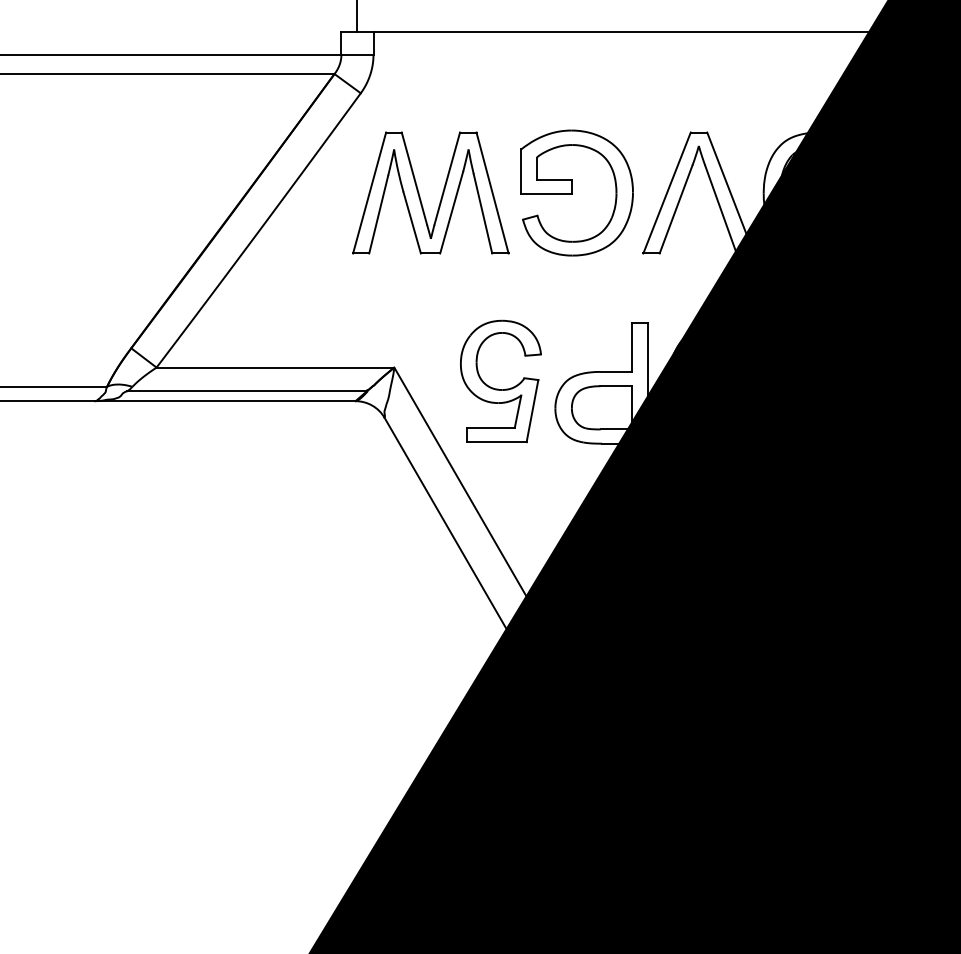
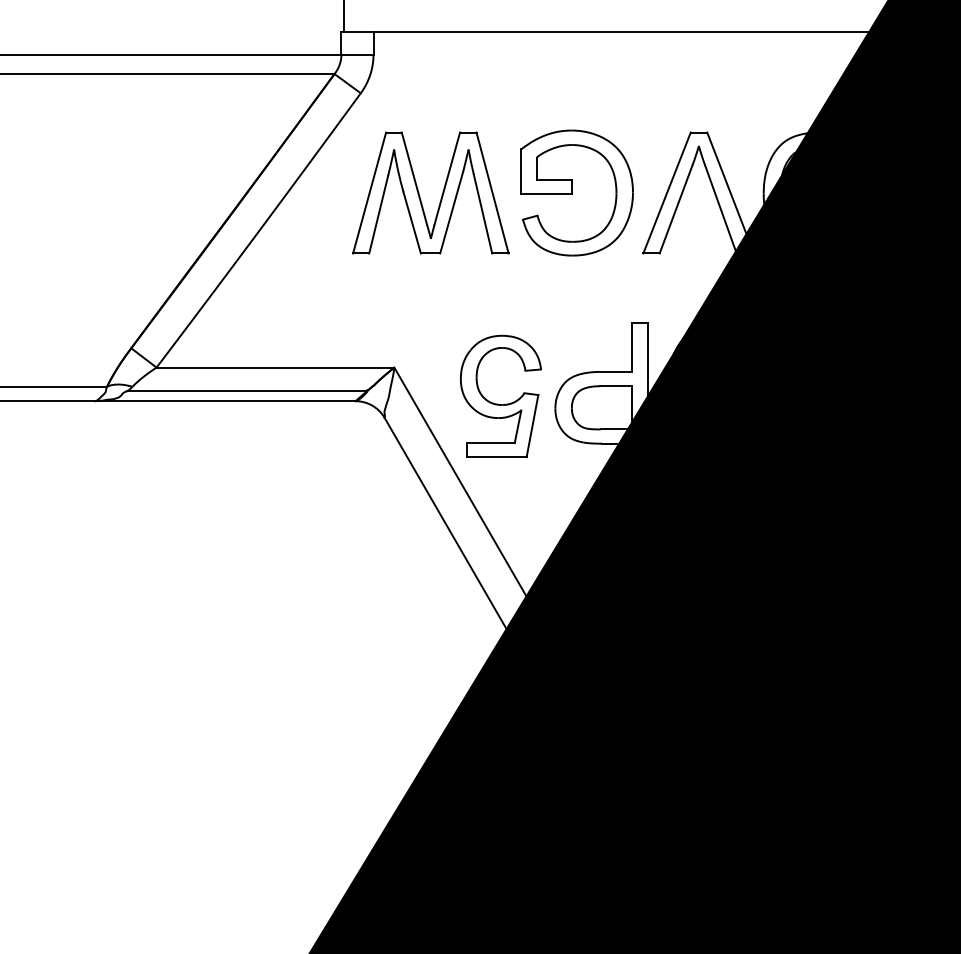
line position: (356, 16) -> (343, 16) (343, 16)
part position: (498, 388) -> (498, 403) (498, 403)
